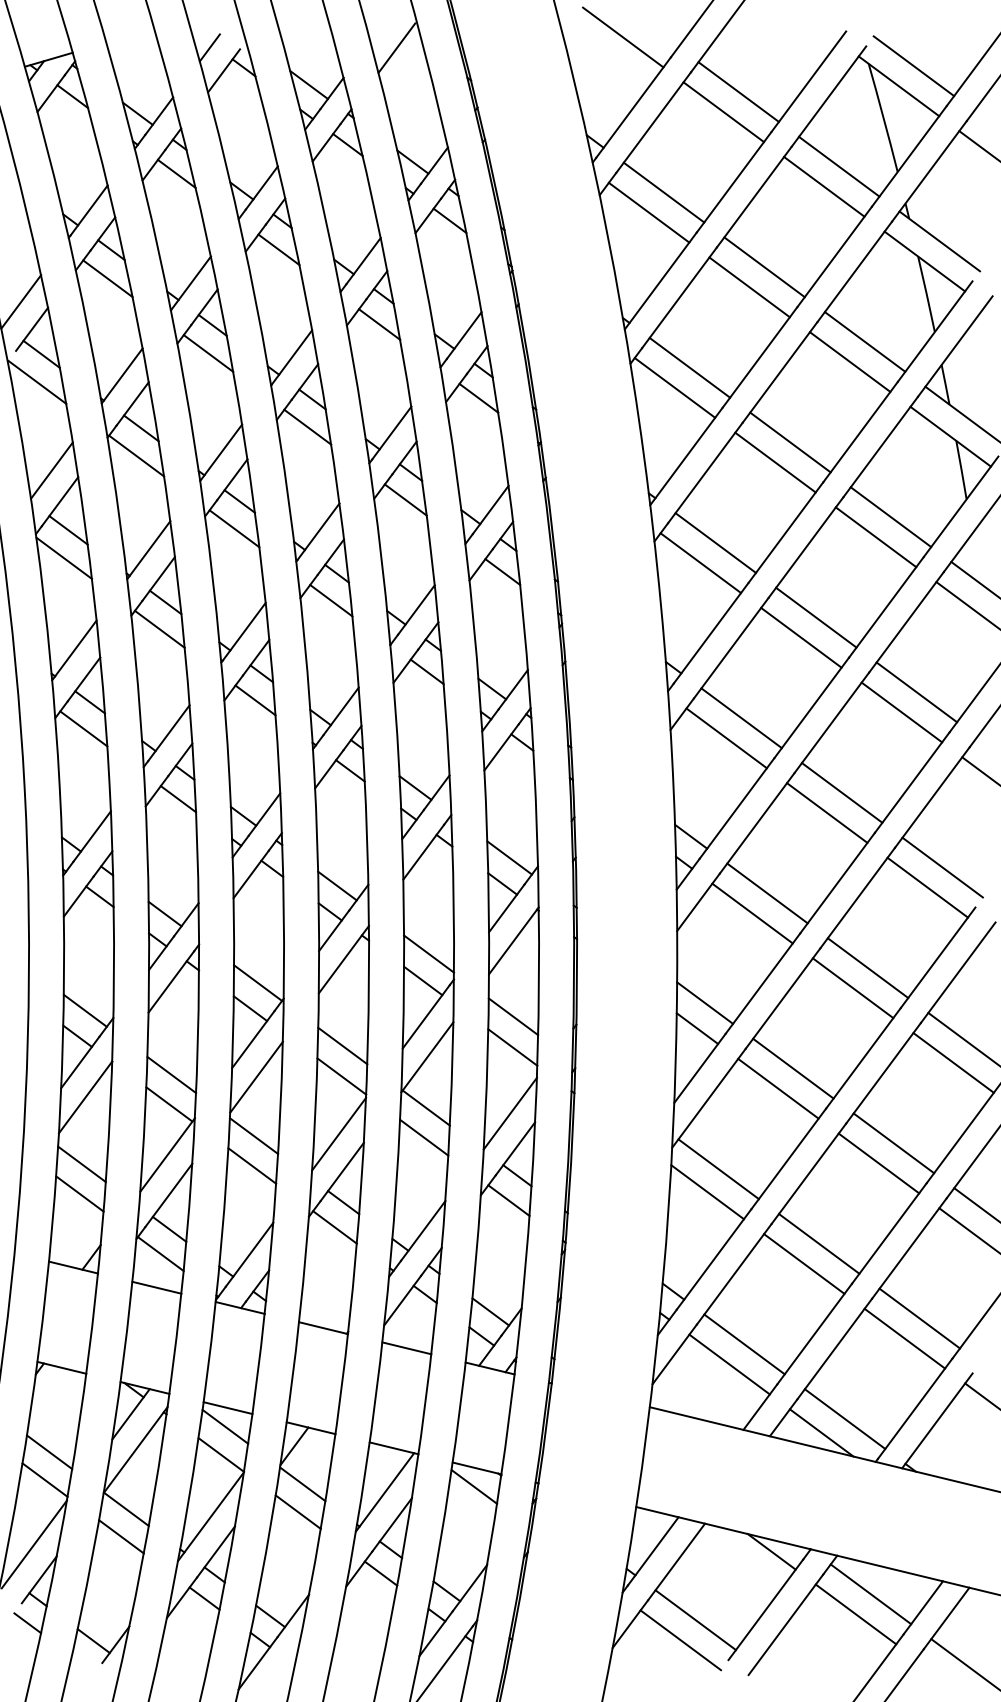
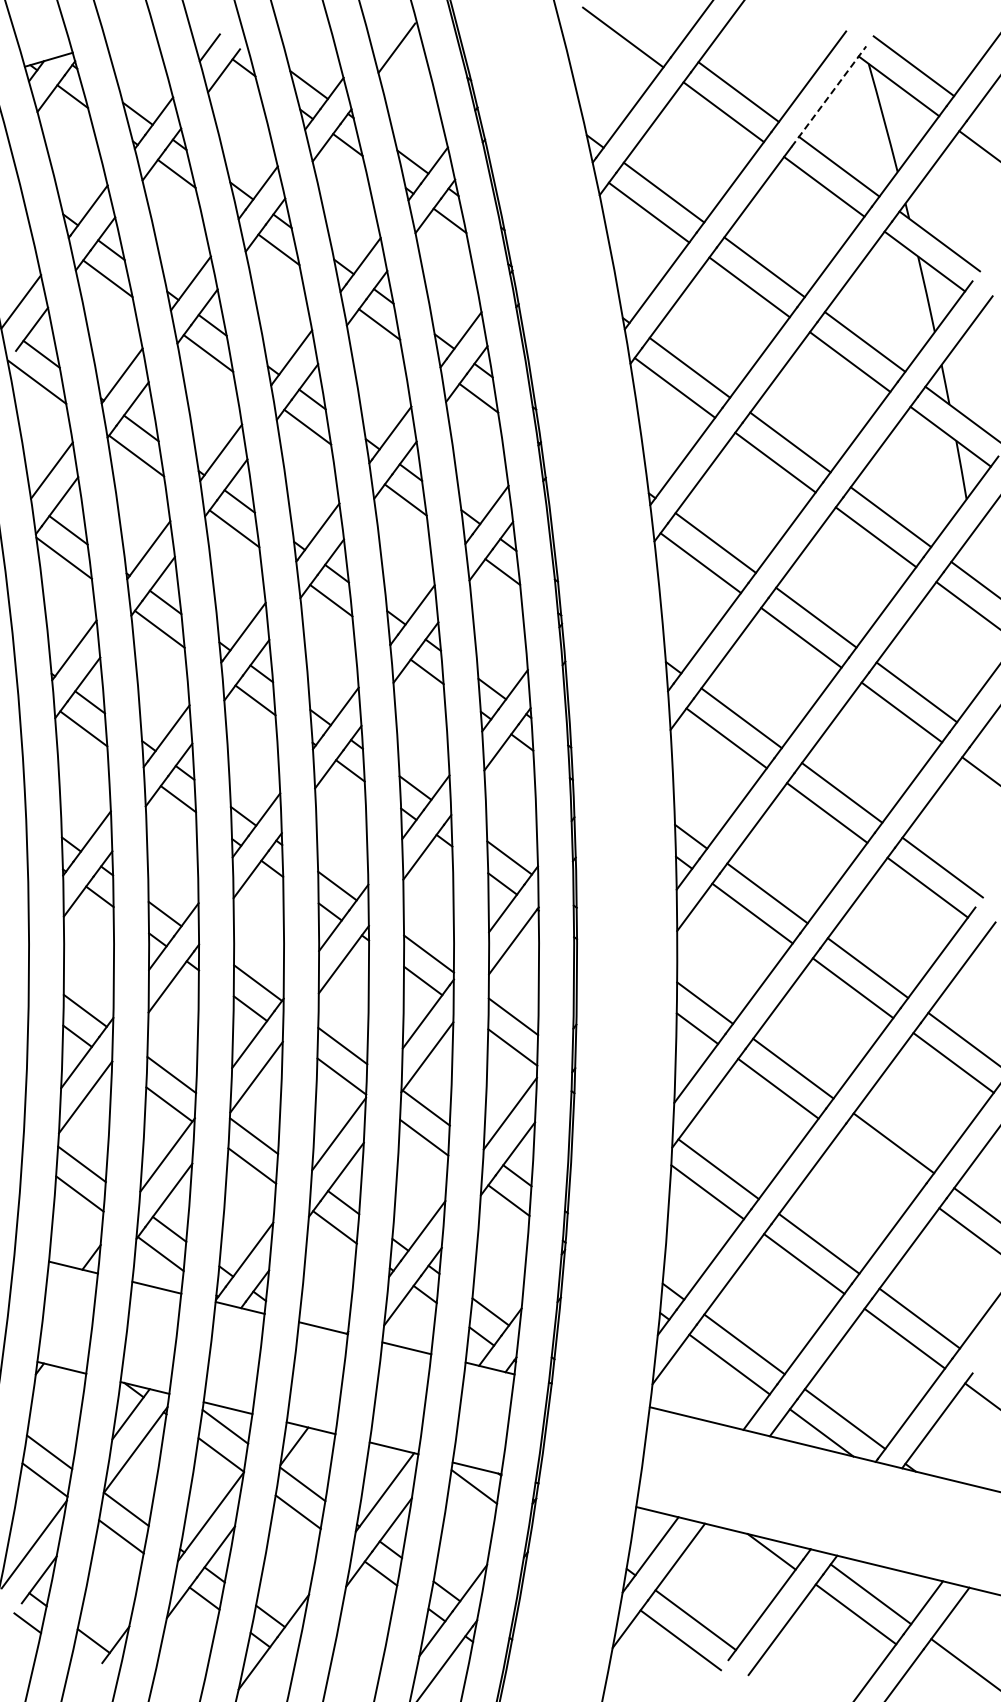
line: solid -> dashed (828, 96)
line: present -> none (878, 1163)
